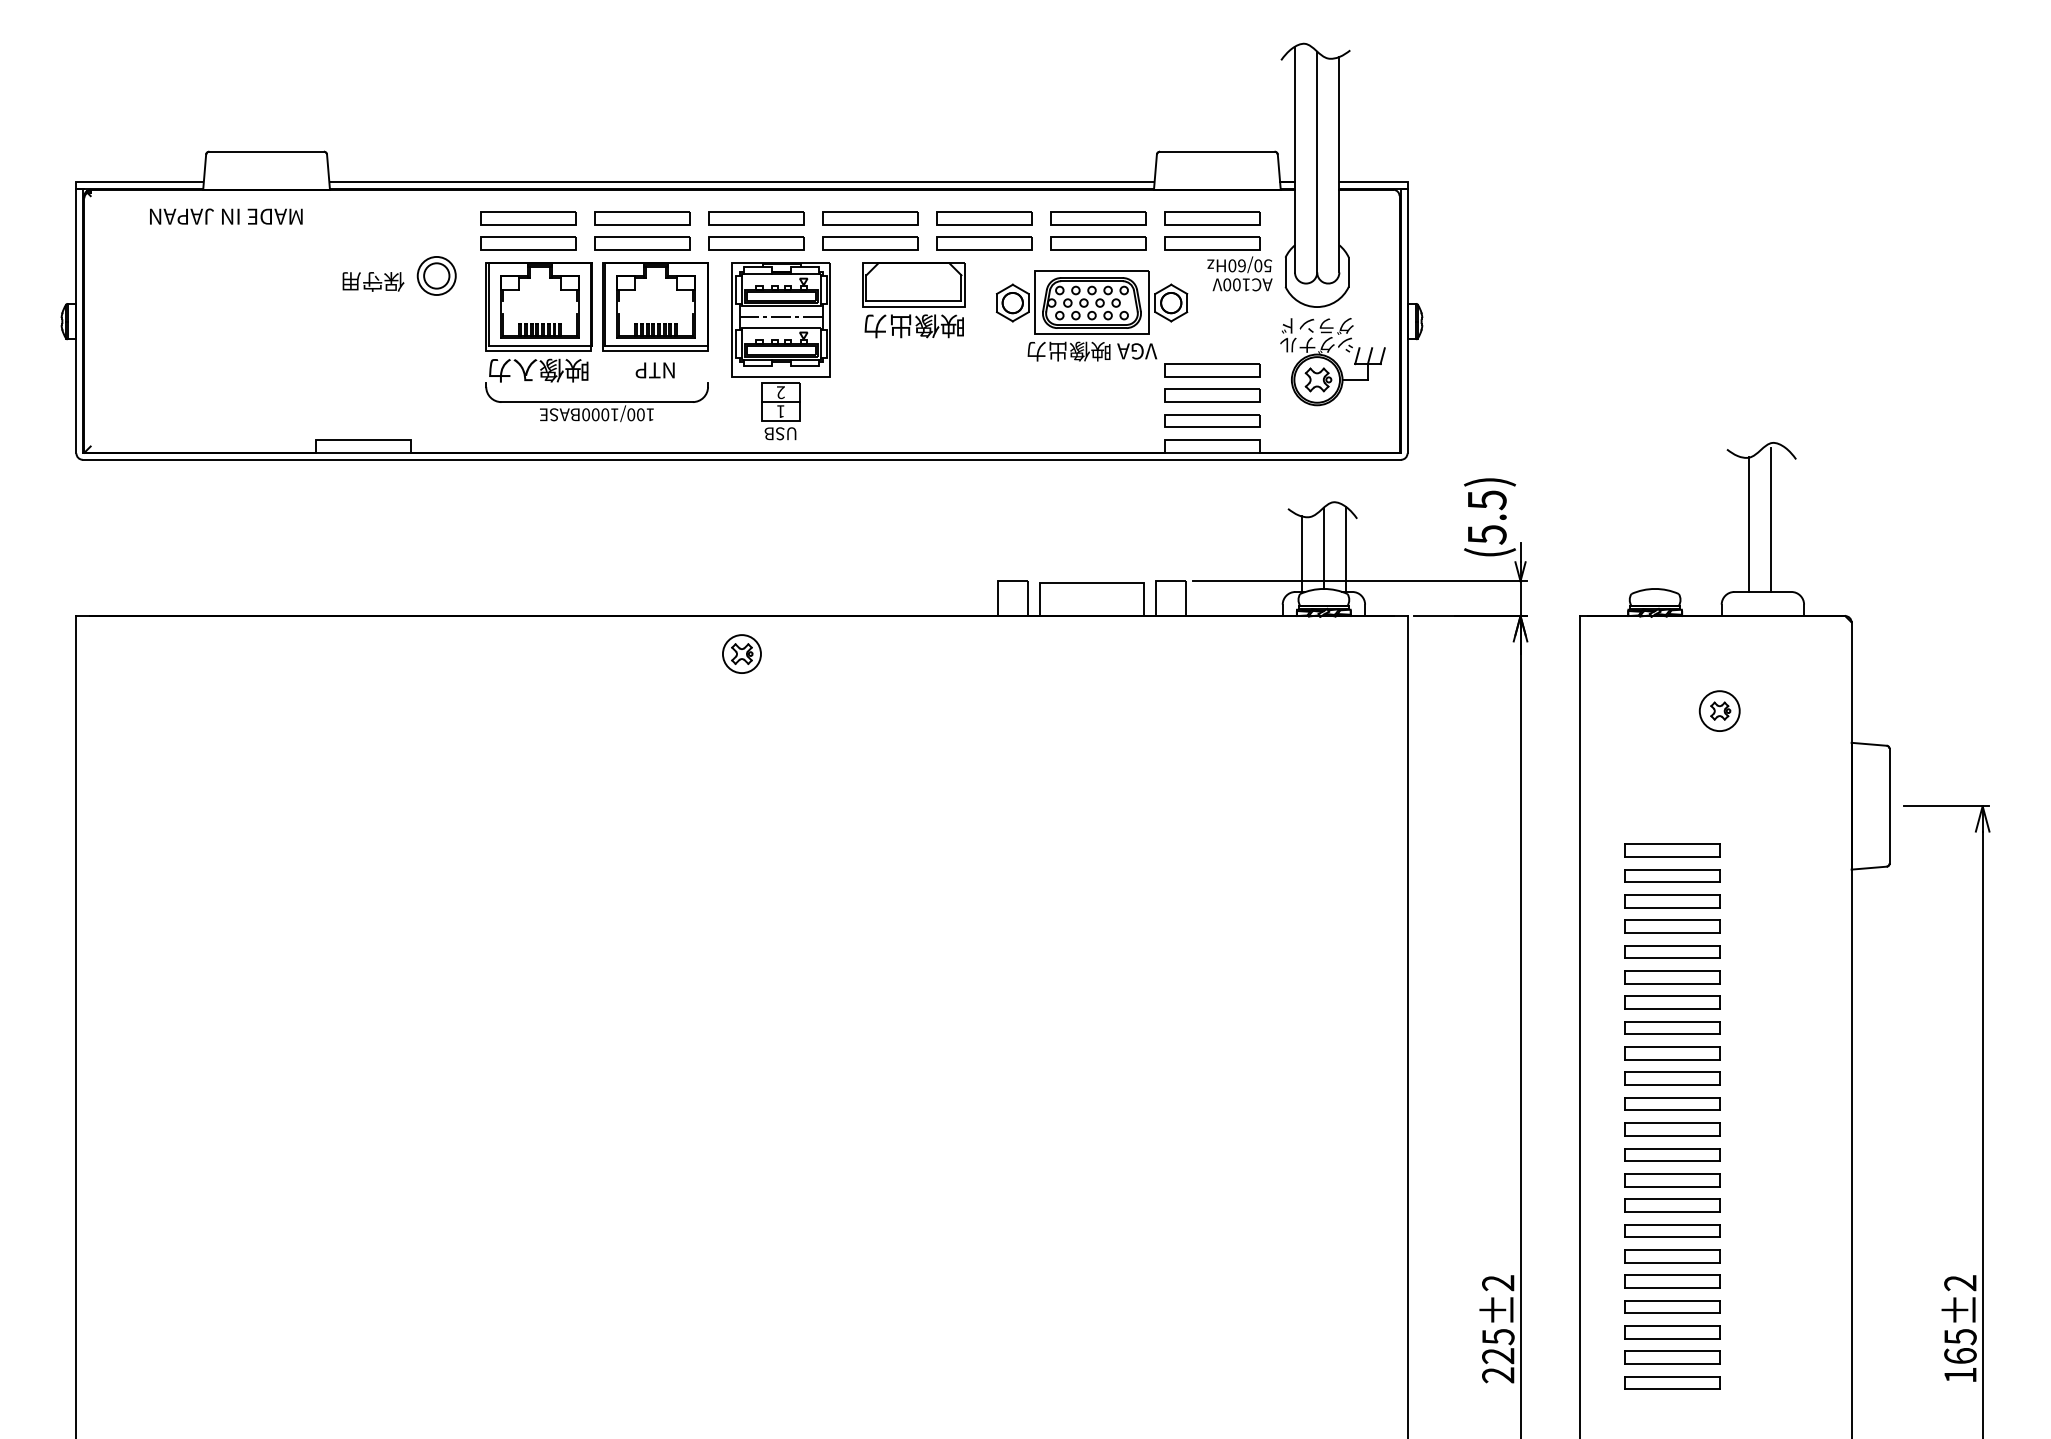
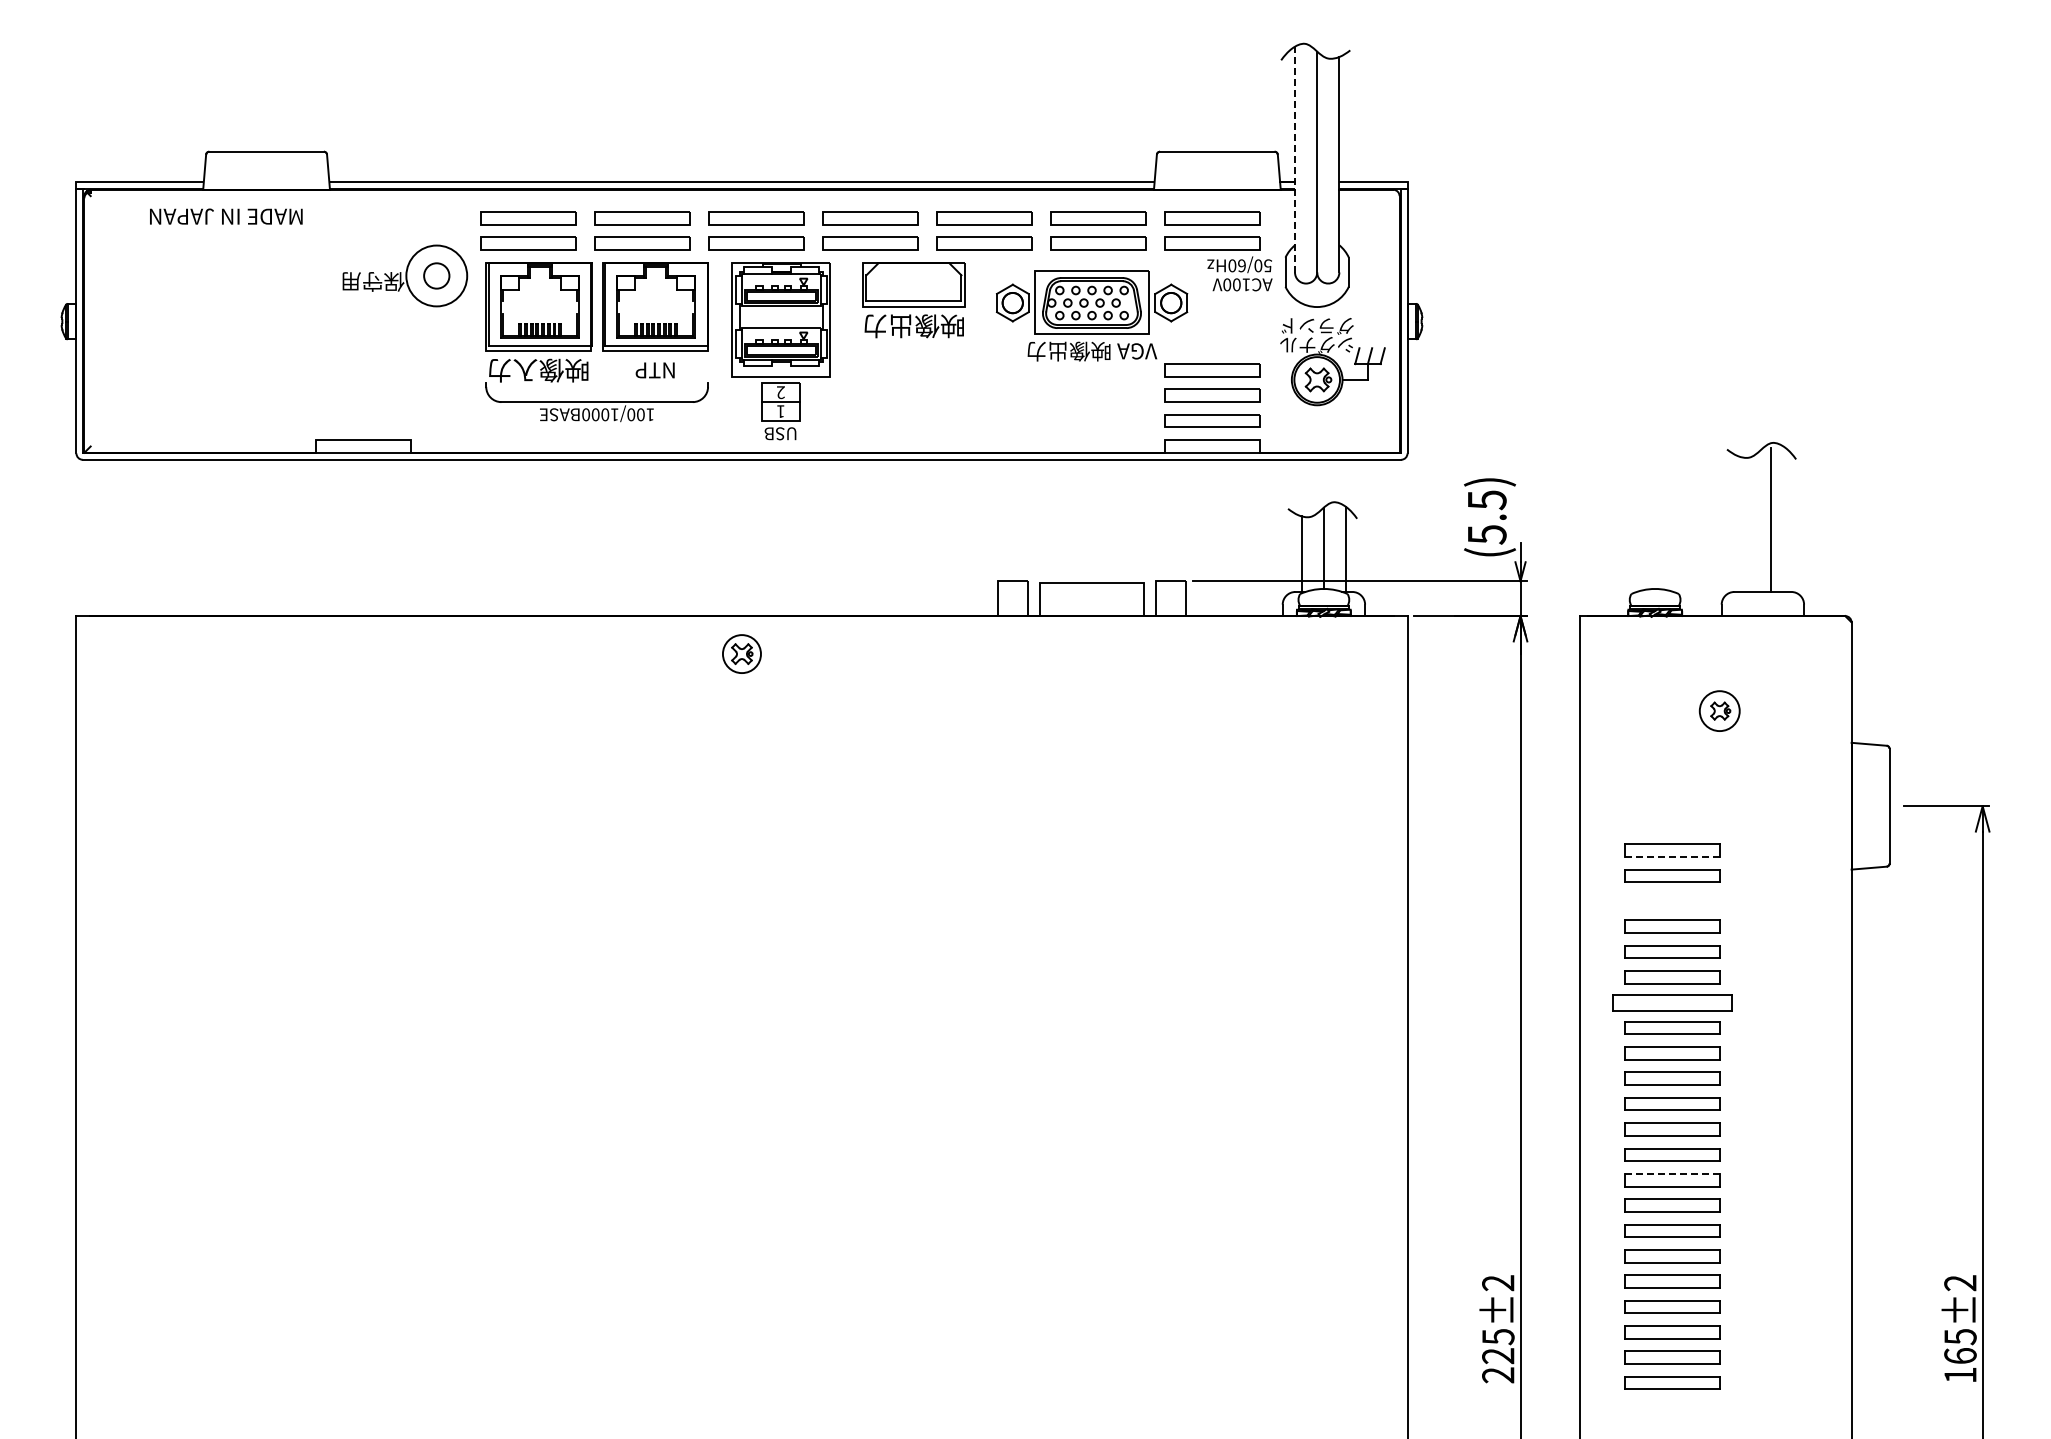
line: solid -> dashed (1295, 159)
circle diameter: 38 px -> 61 px (436, 275)
line: present -> none (781, 316)
line: present -> none (1748, 524)
line: solid -> dashed (1672, 856)
part: present -> none (1672, 901)
part size: 97x15 px -> 121x18 px (1672, 1002)
line: solid -> dashed (1672, 1173)
